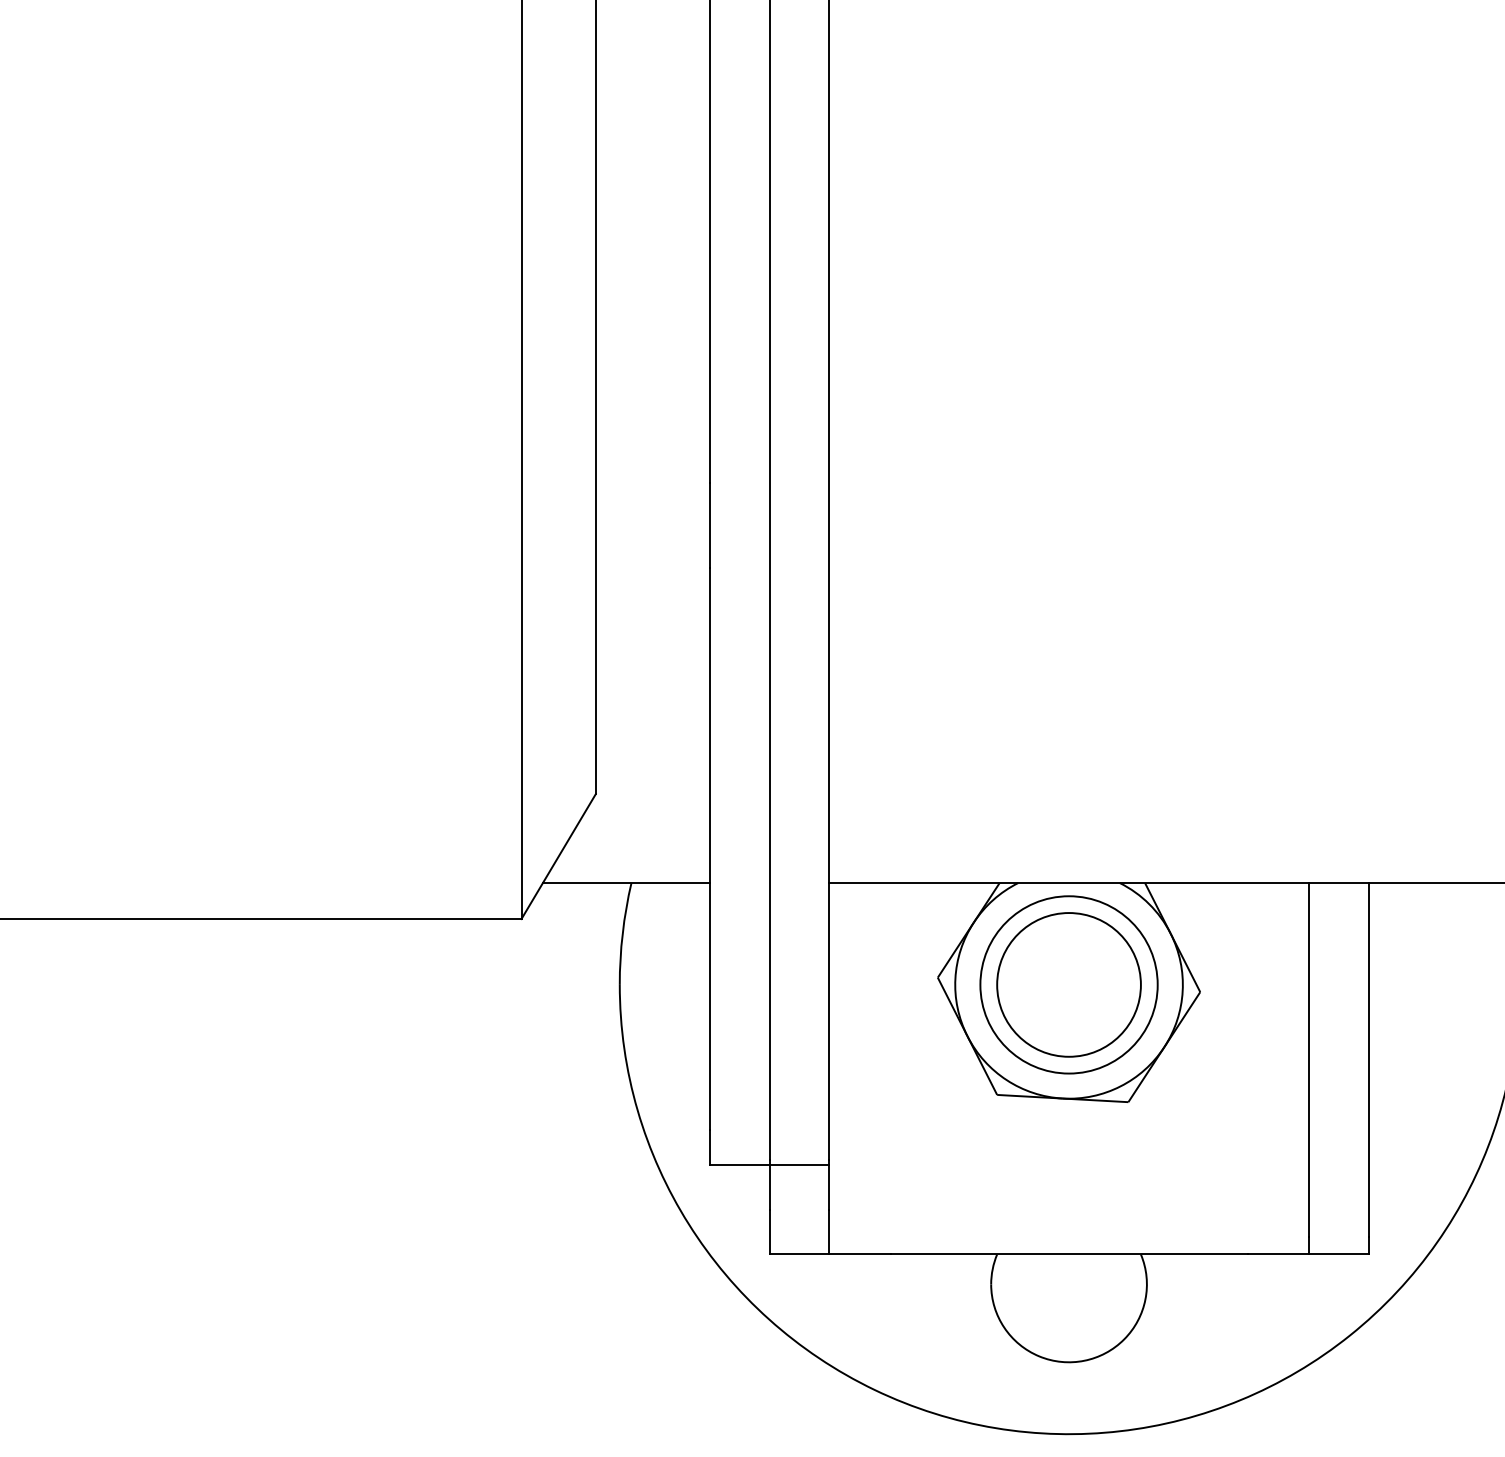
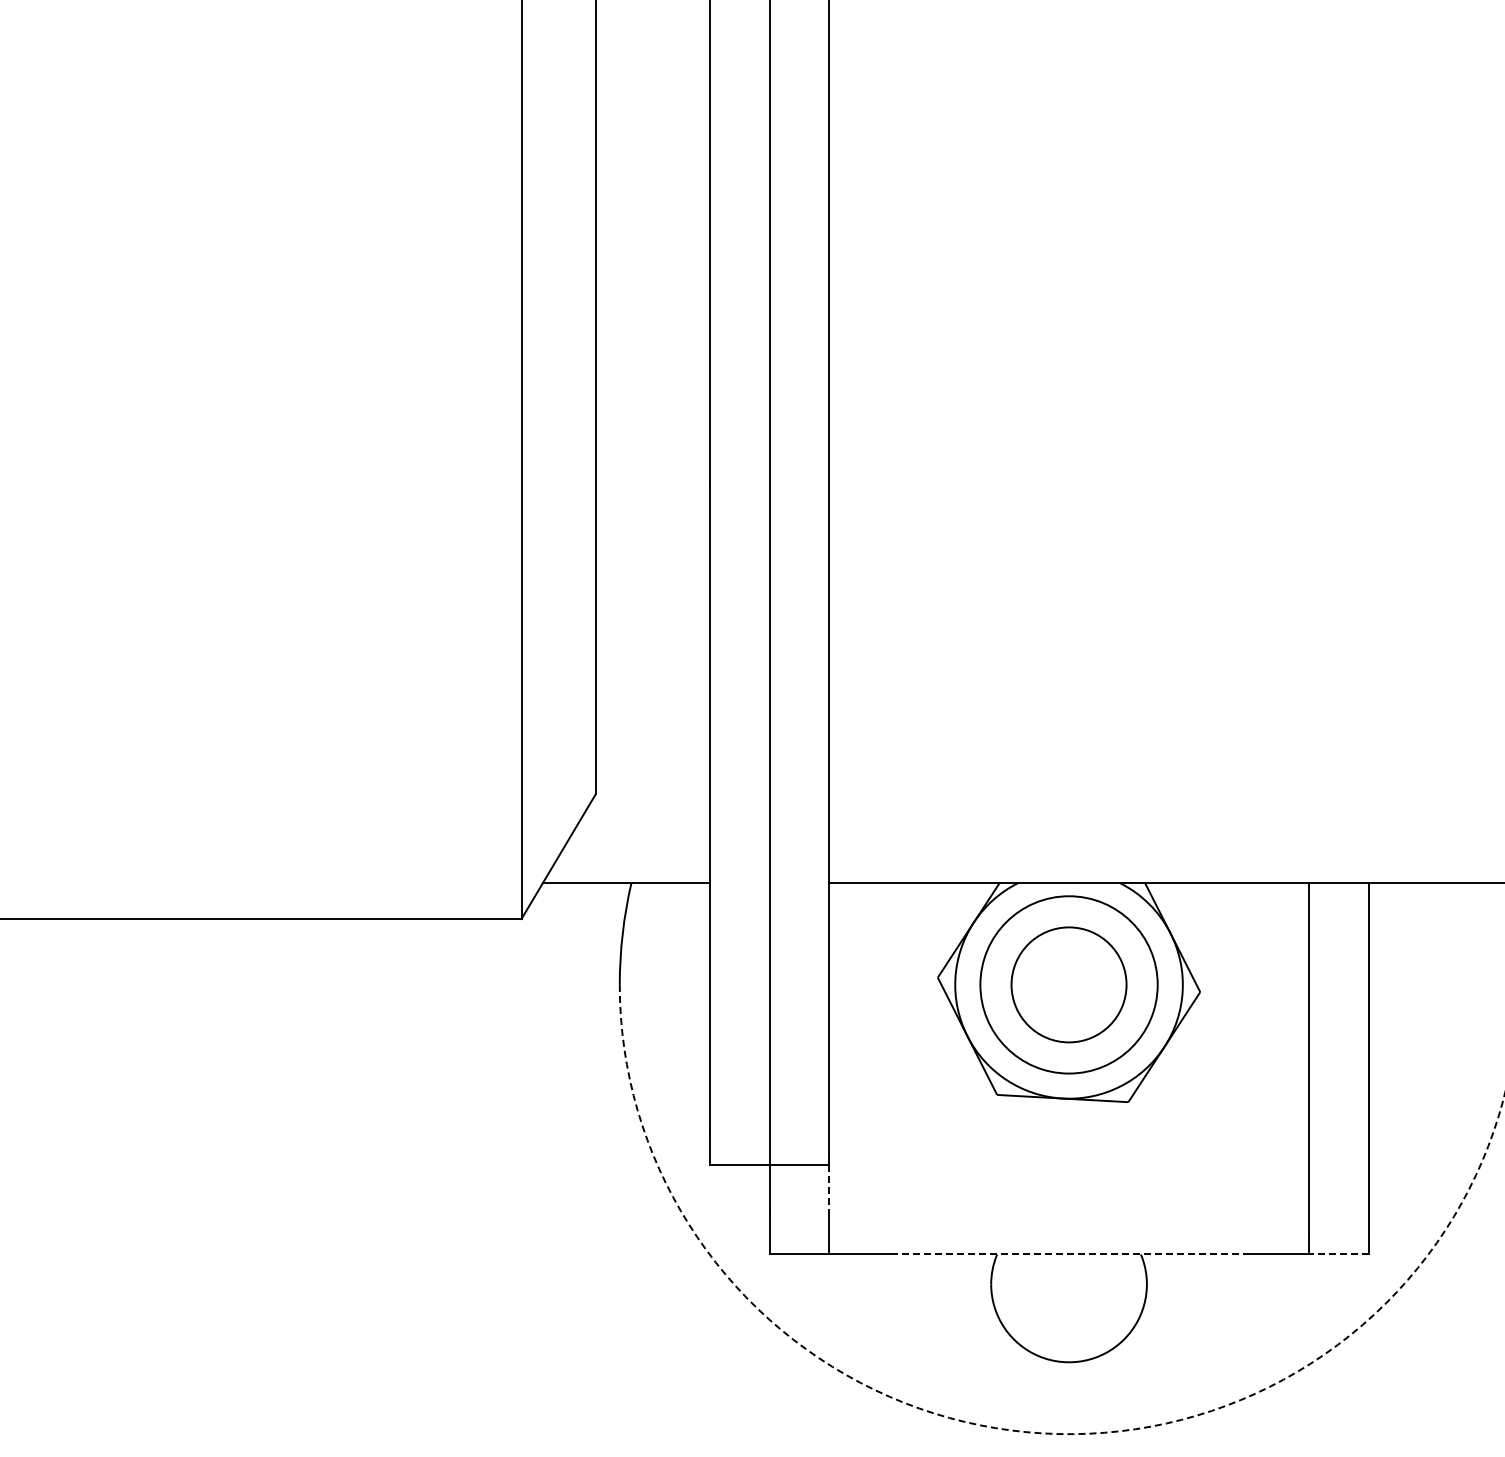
circle diameter: 144 px -> 115 px (1068, 984)
line: solid -> dashed (829, 1187)
line: solid -> dashed (1069, 1254)
line: solid -> dashed (1338, 1254)
arc: solid -> dashed (1014, 1430)
